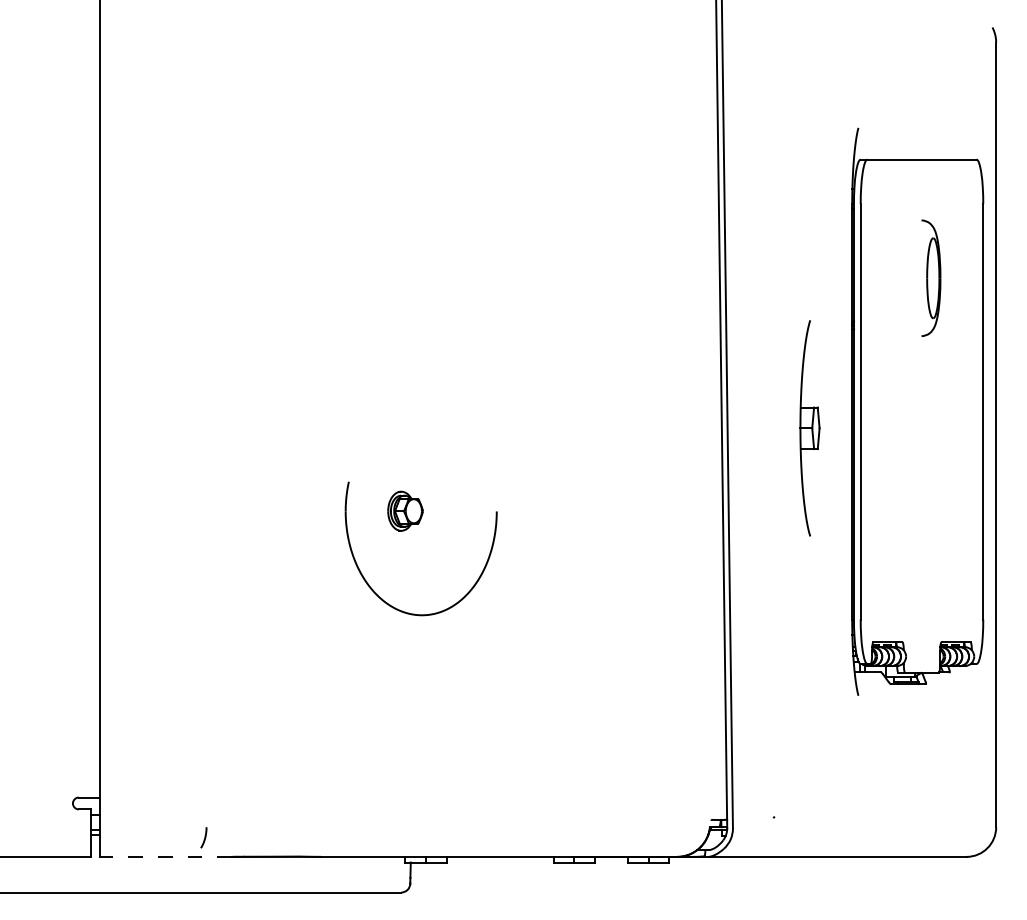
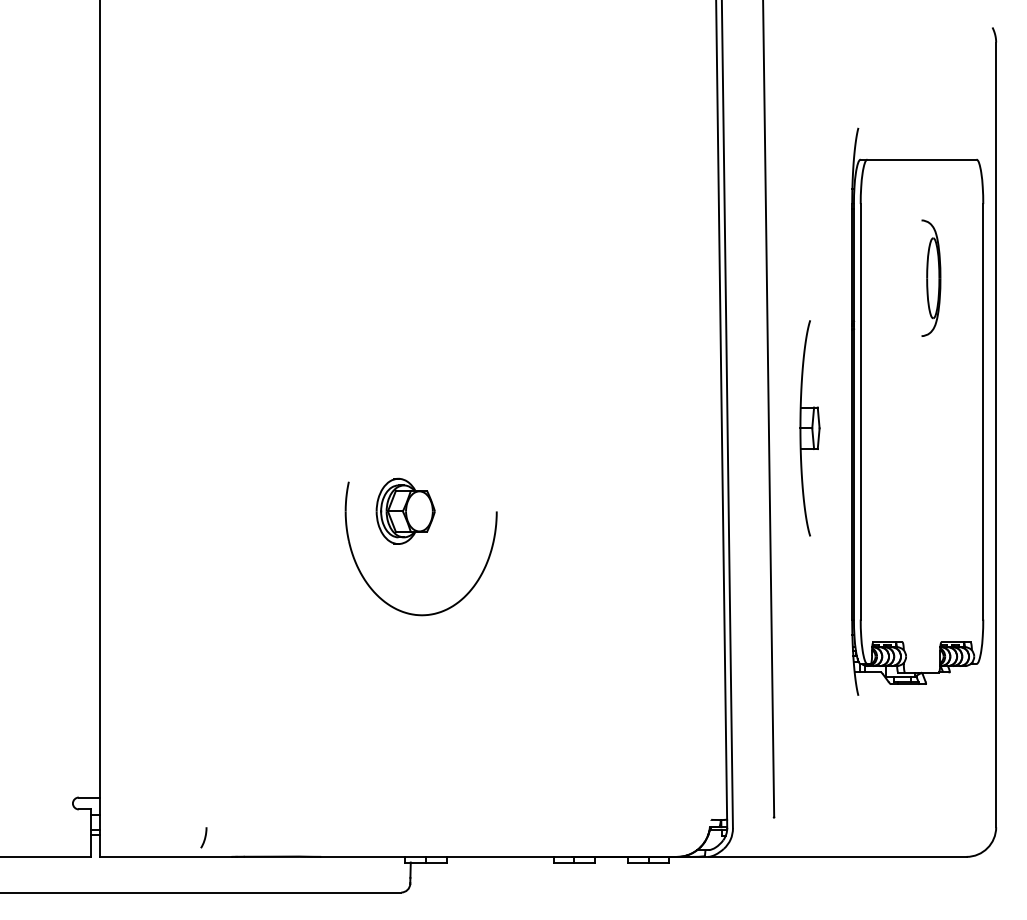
line: none -> present (768, 409)
part size: 37x42 px -> 61x68 px (405, 510)
line: dashed -> solid (165, 856)
